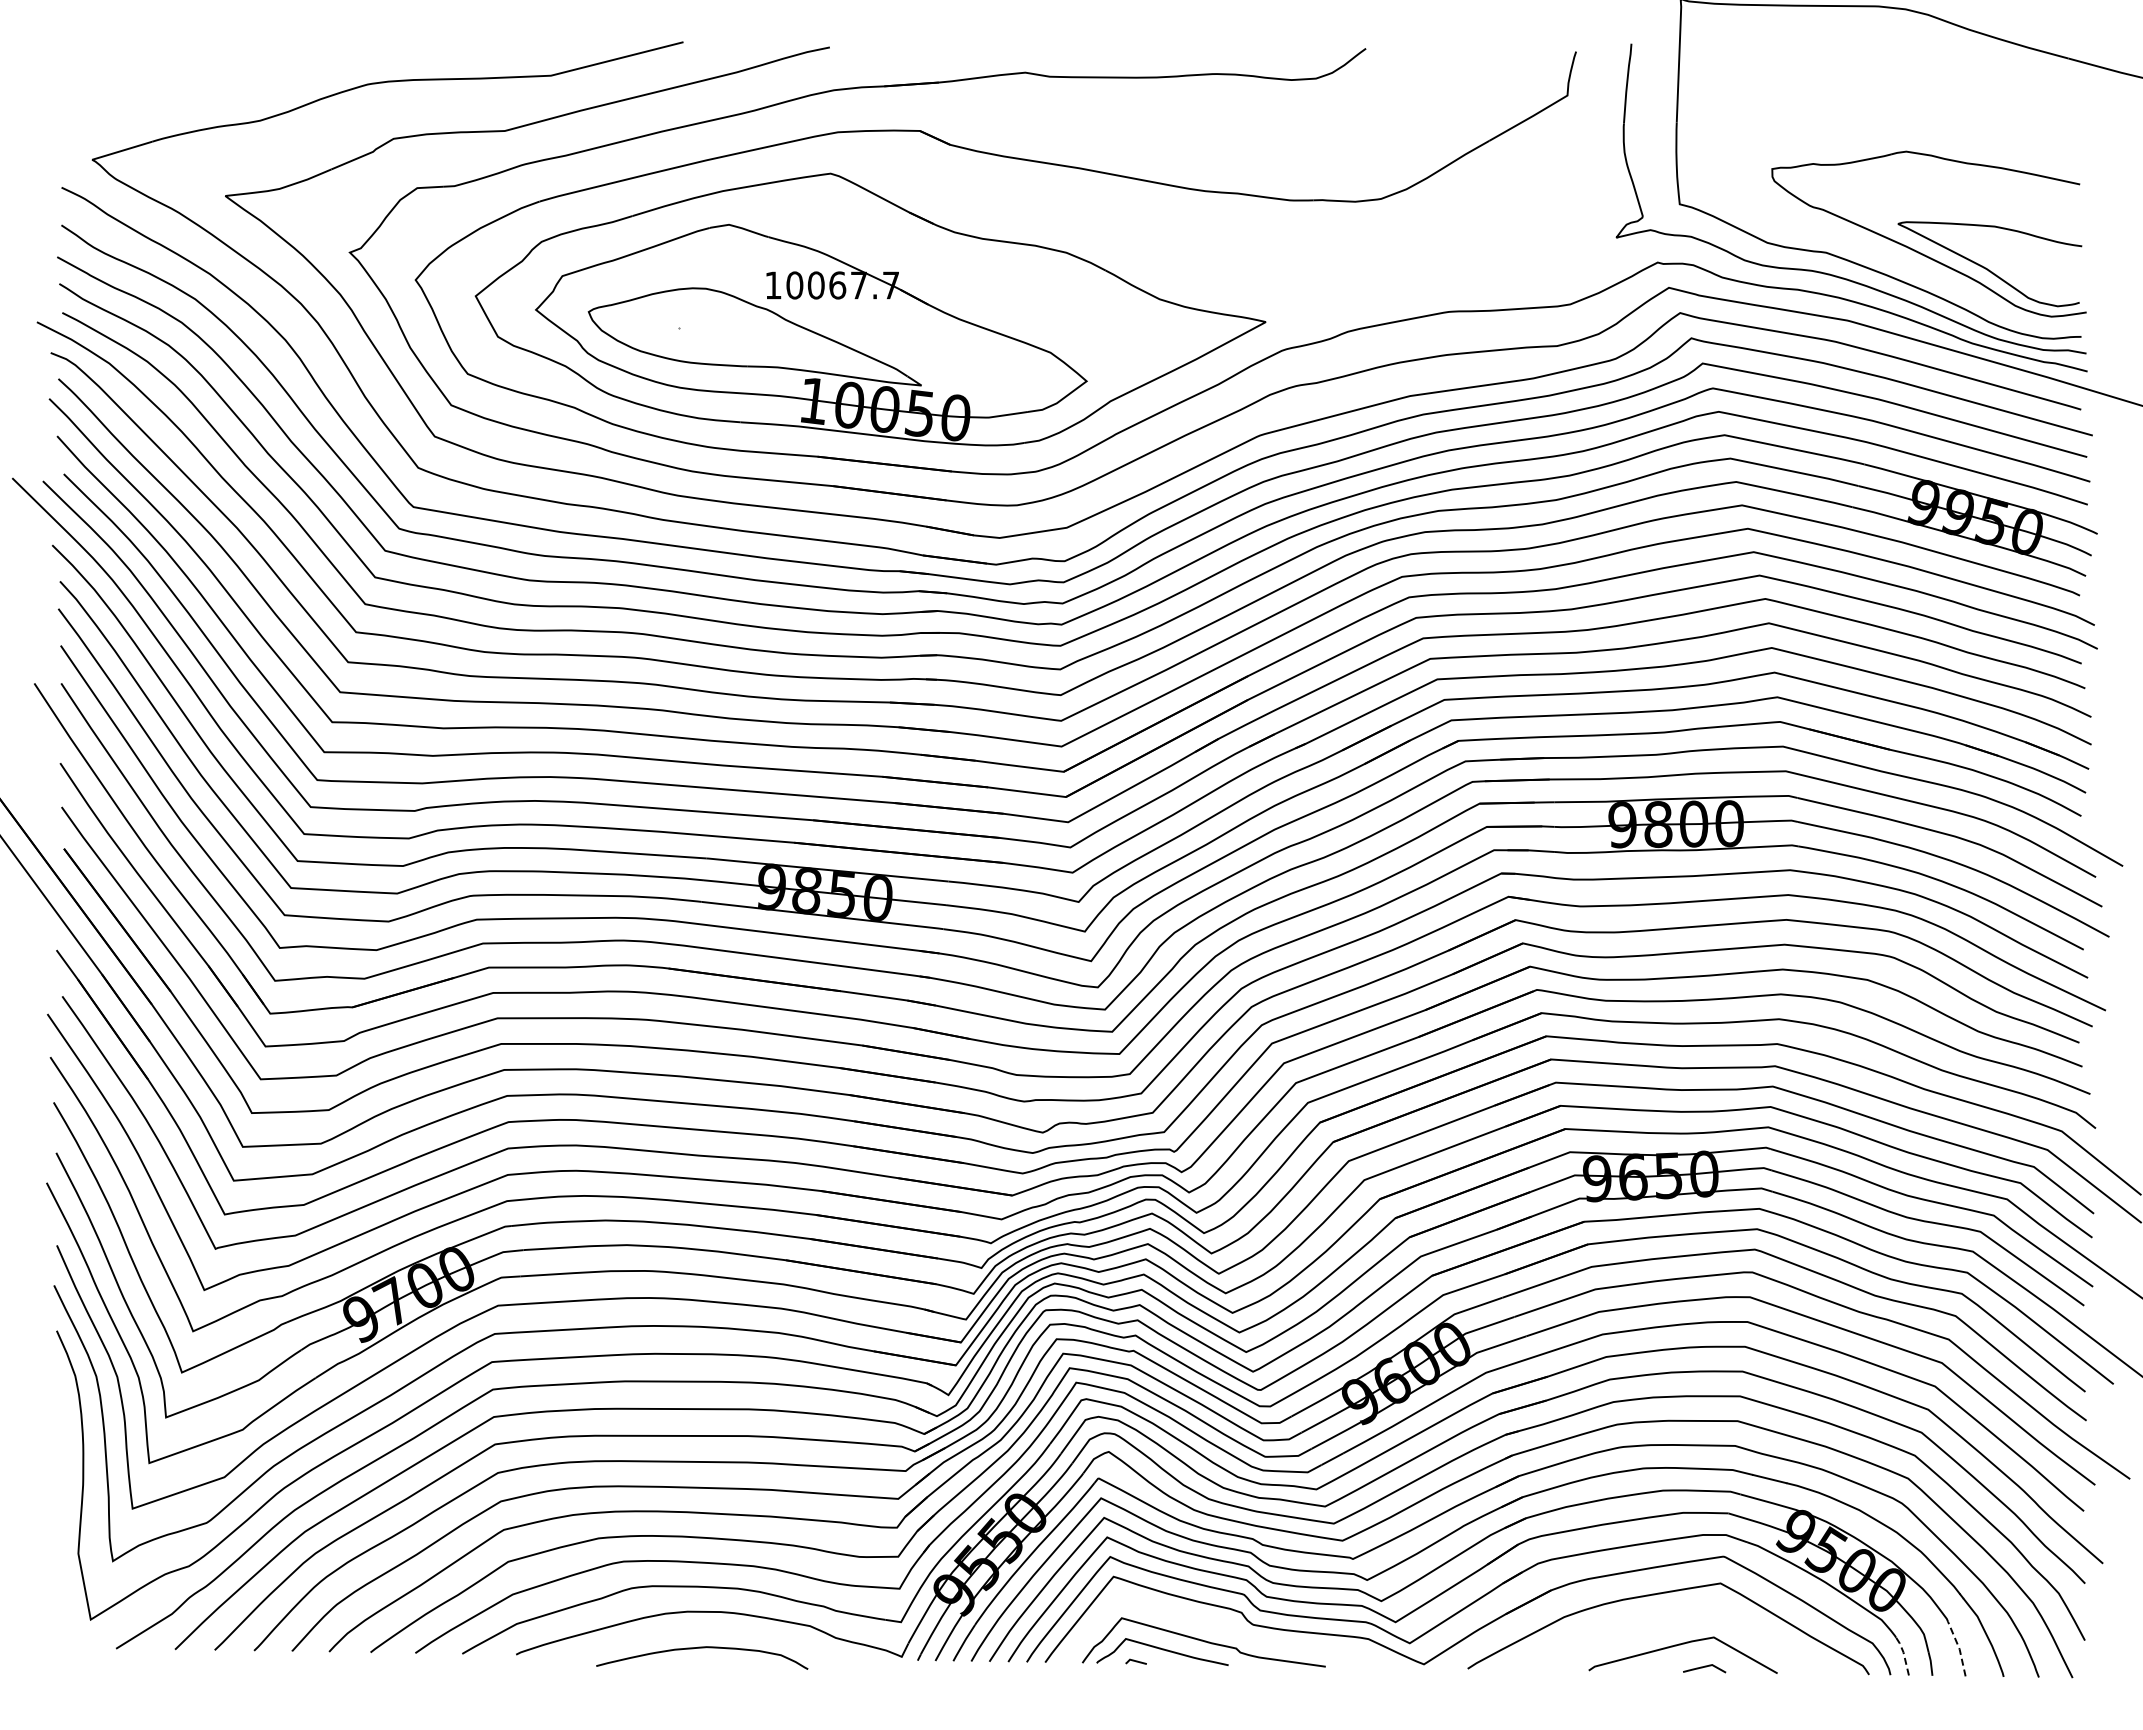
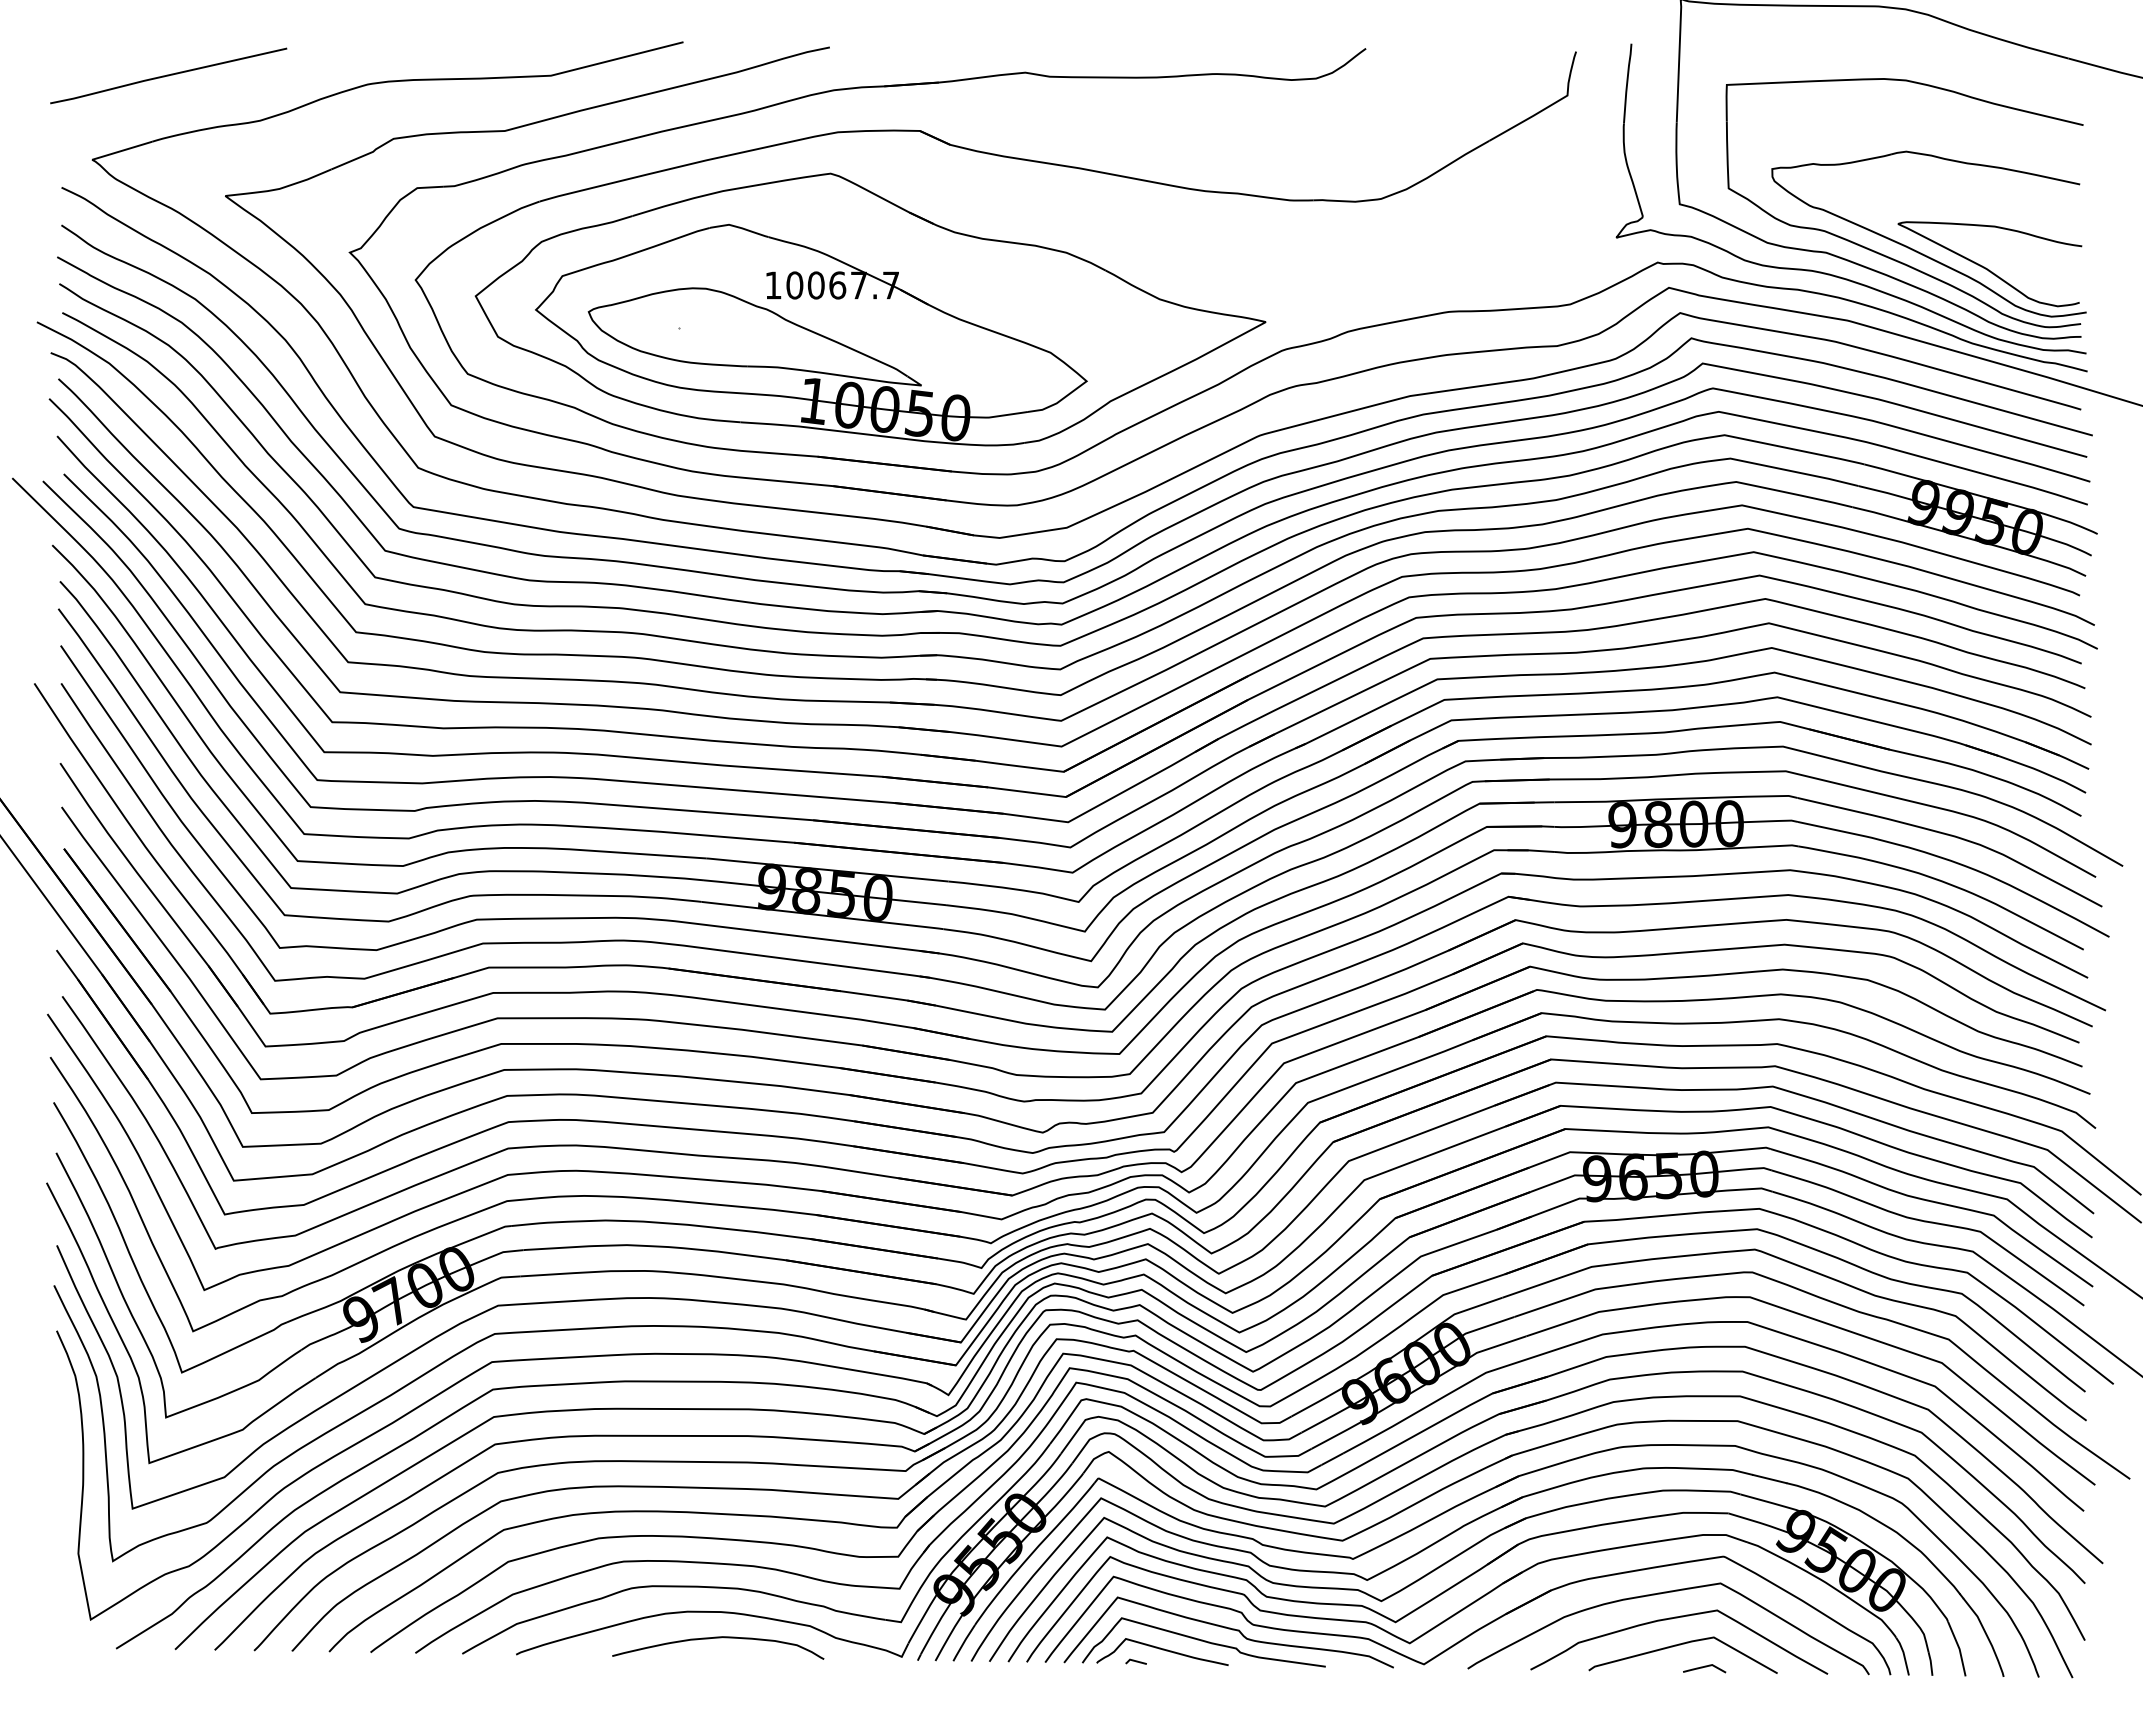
line: none -> present (168, 75)
part: none -> present (1884, 254)
curve: none -> present (1677, 1618)
curve: none -> present (1228, 1629)
line: dashed -> solid (1958, 1647)
curve position: (702, 1648) -> (718, 1638) (718, 1638)
line: dashed -> solid (1903, 1654)
